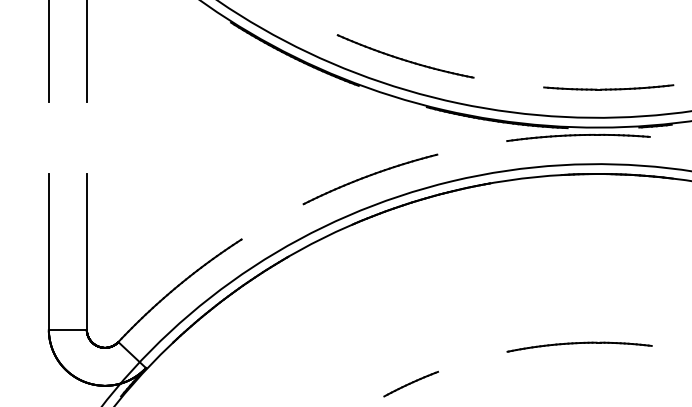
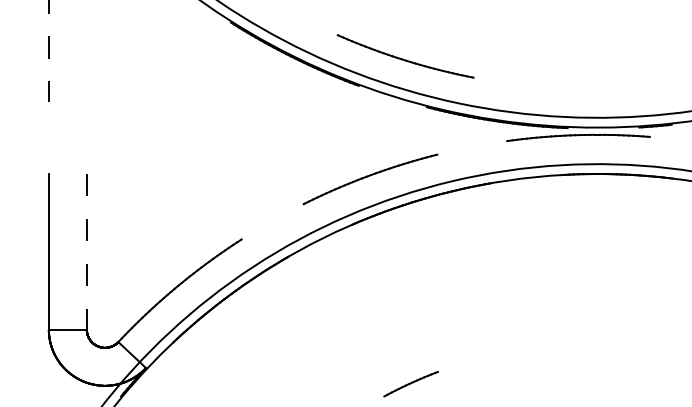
line: solid -> dashed (48, 51)
line: present -> none (86, 52)
part: present -> none (608, 87)
line: solid -> dashed (86, 252)
part: present -> none (579, 346)
